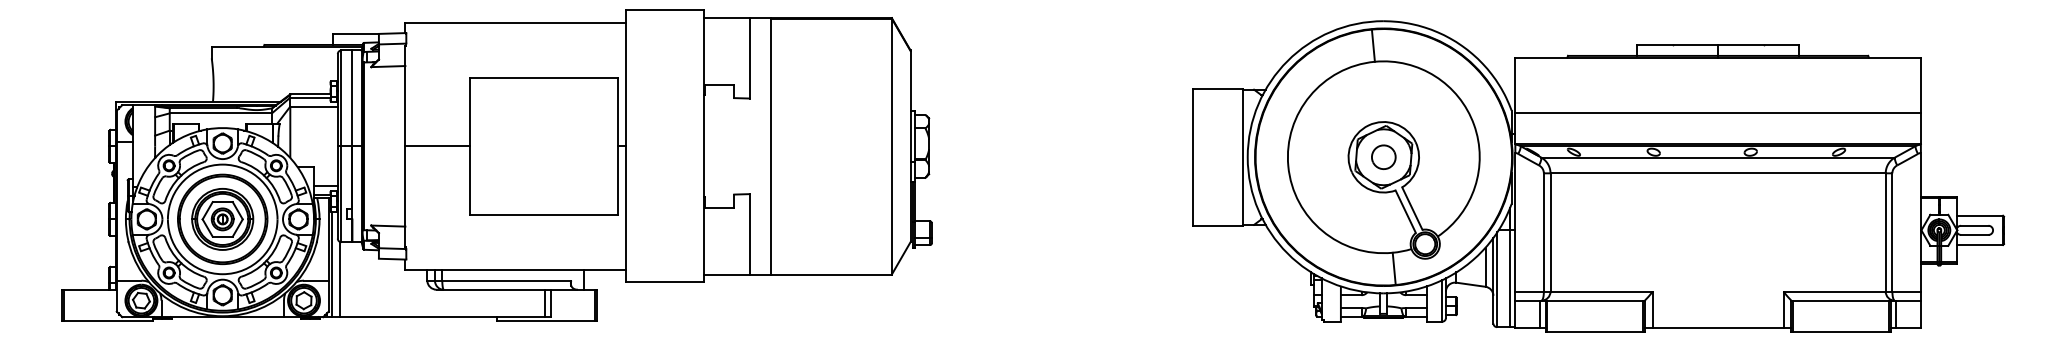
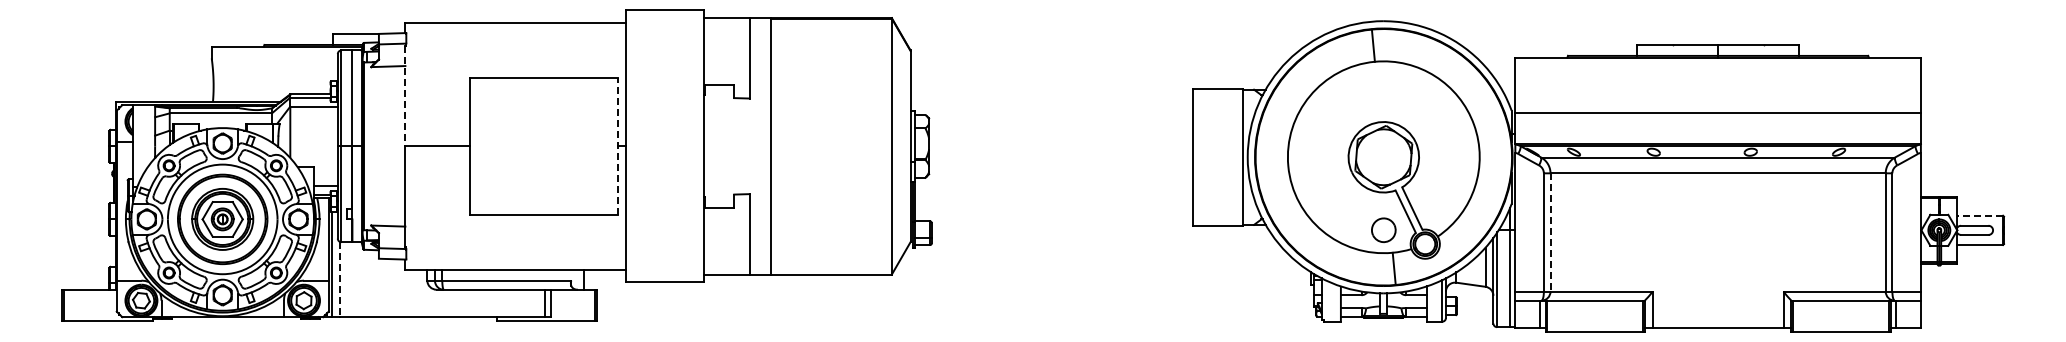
line: solid -> dashed (405, 96)
line: solid -> dashed (618, 146)
part position: (1383, 156) -> (1383, 229) (1383, 229)
line: solid -> dashed (1980, 215)
line: solid -> dashed (1550, 232)
line: solid -> dashed (339, 279)
